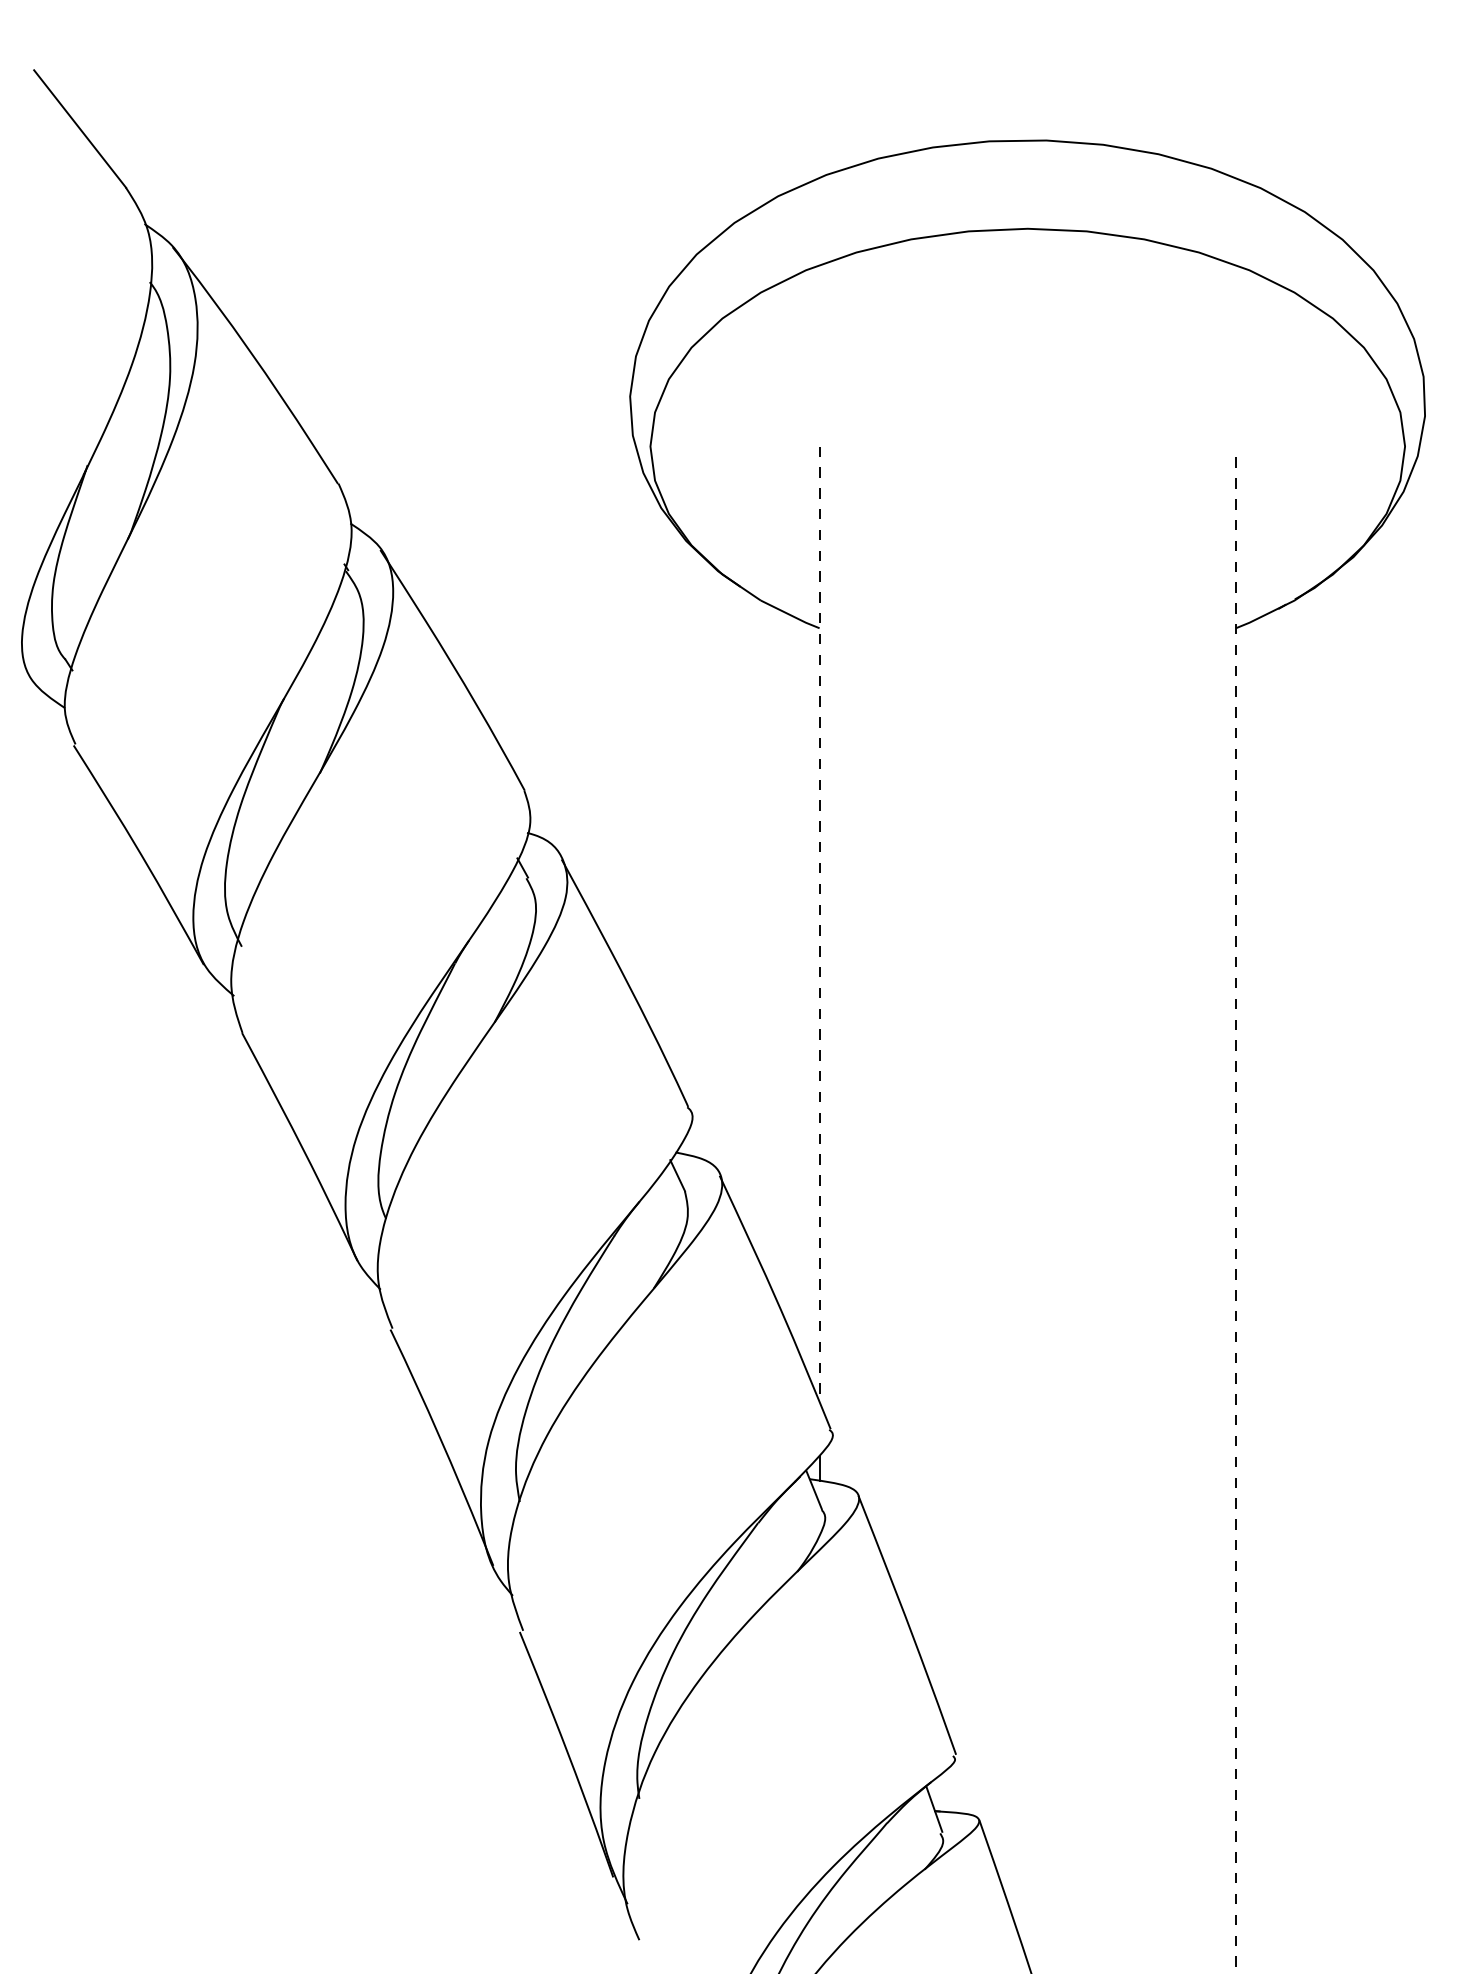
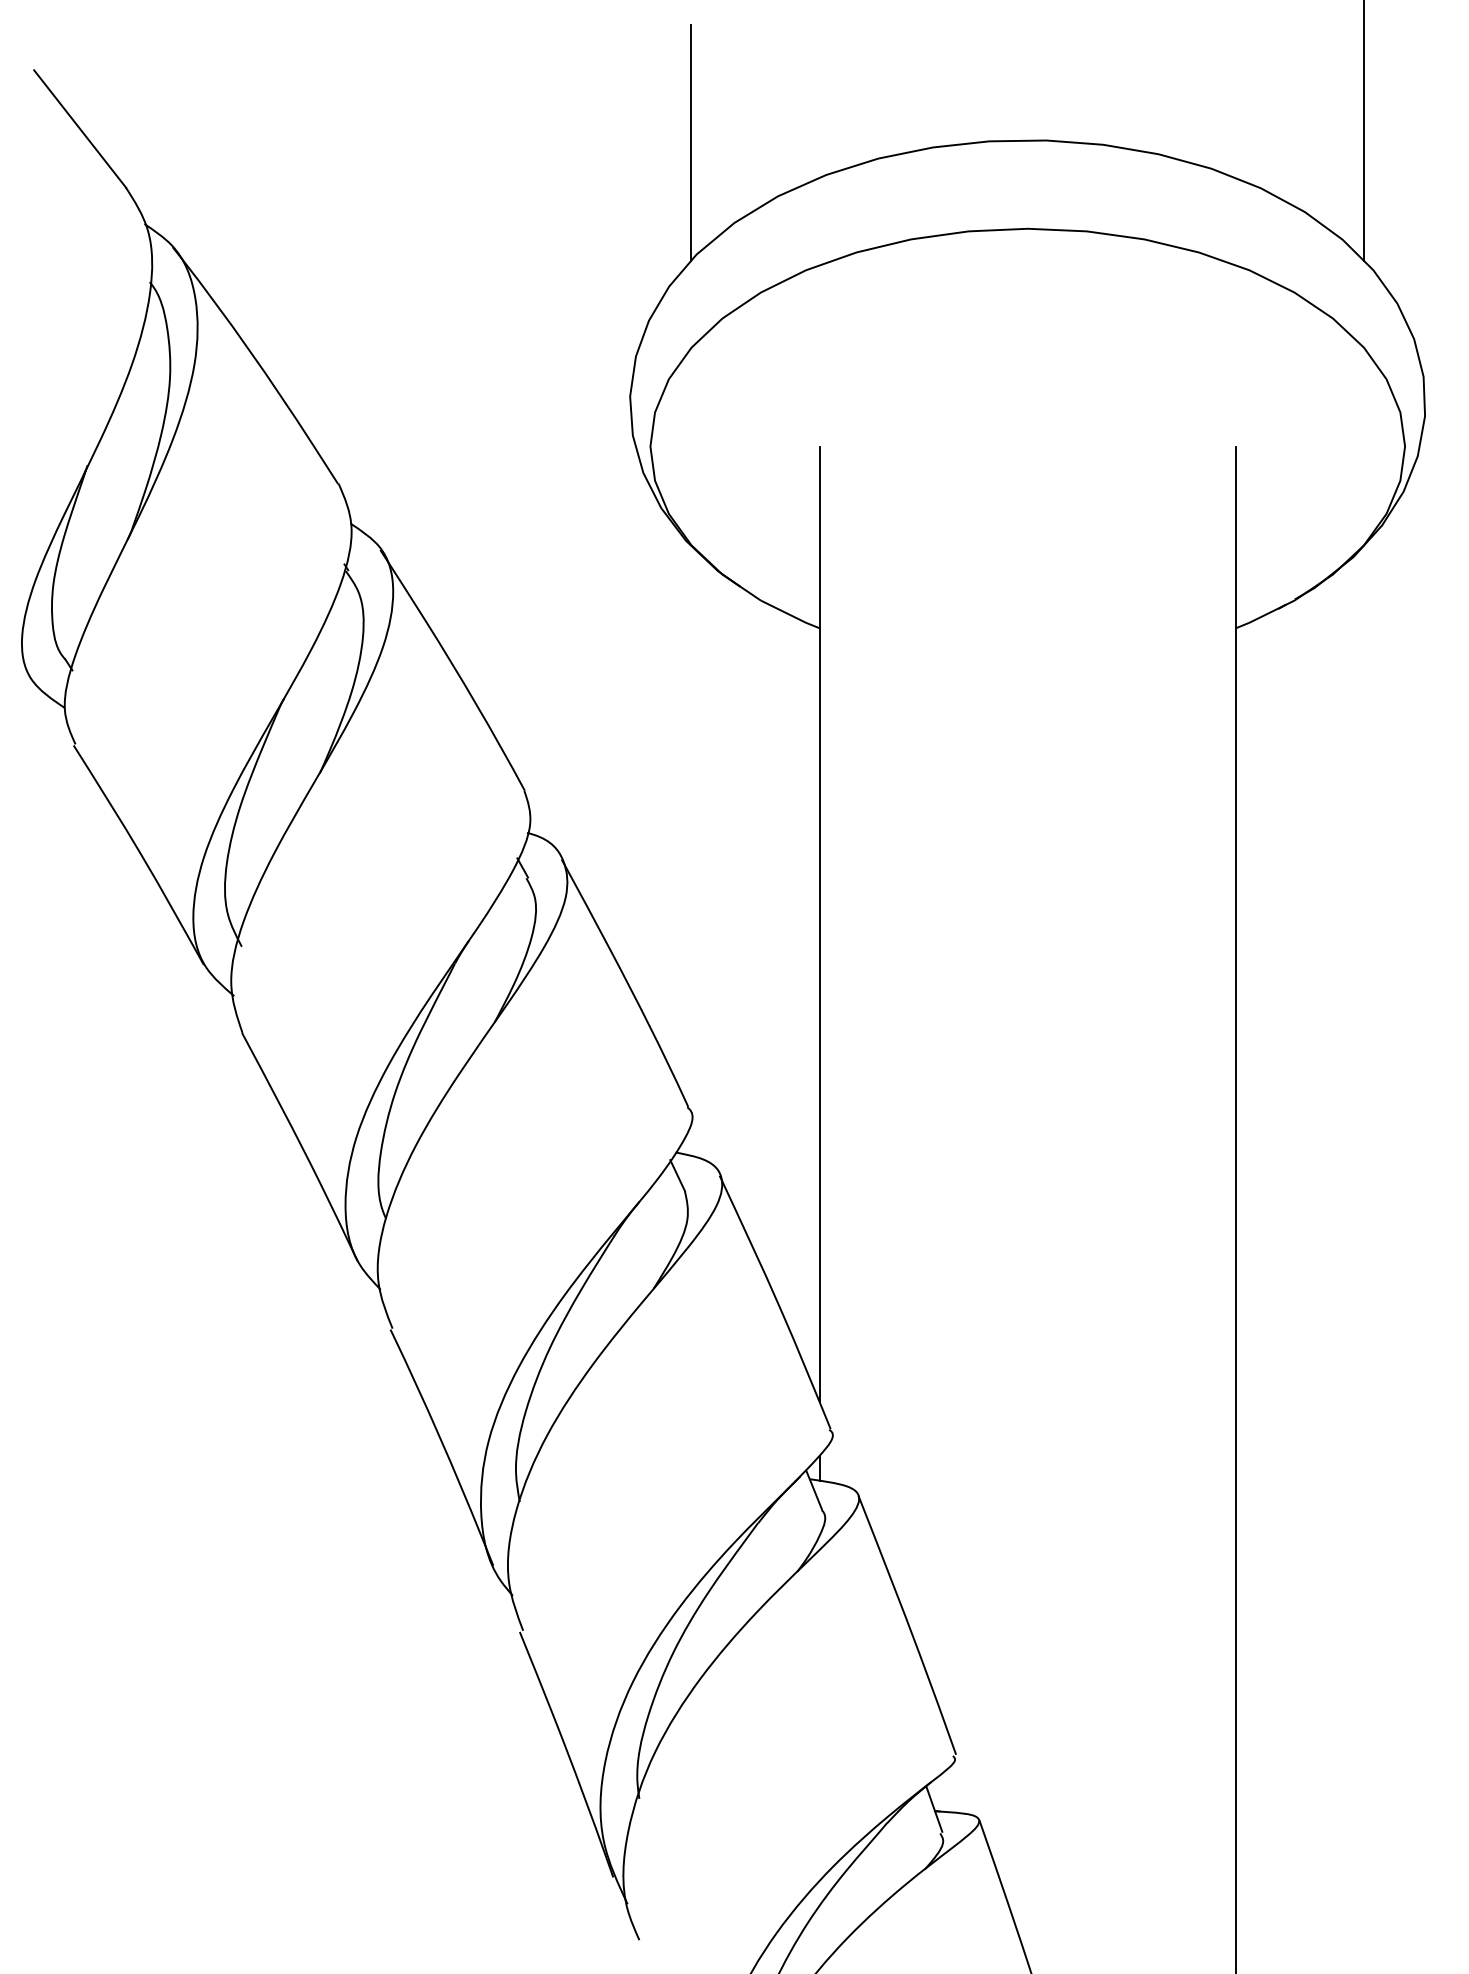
line: none -> present (1364, 131)
line: none -> present (691, 142)
line: dashed -> solid (819, 924)
line: dashed -> solid (1235, 1209)
